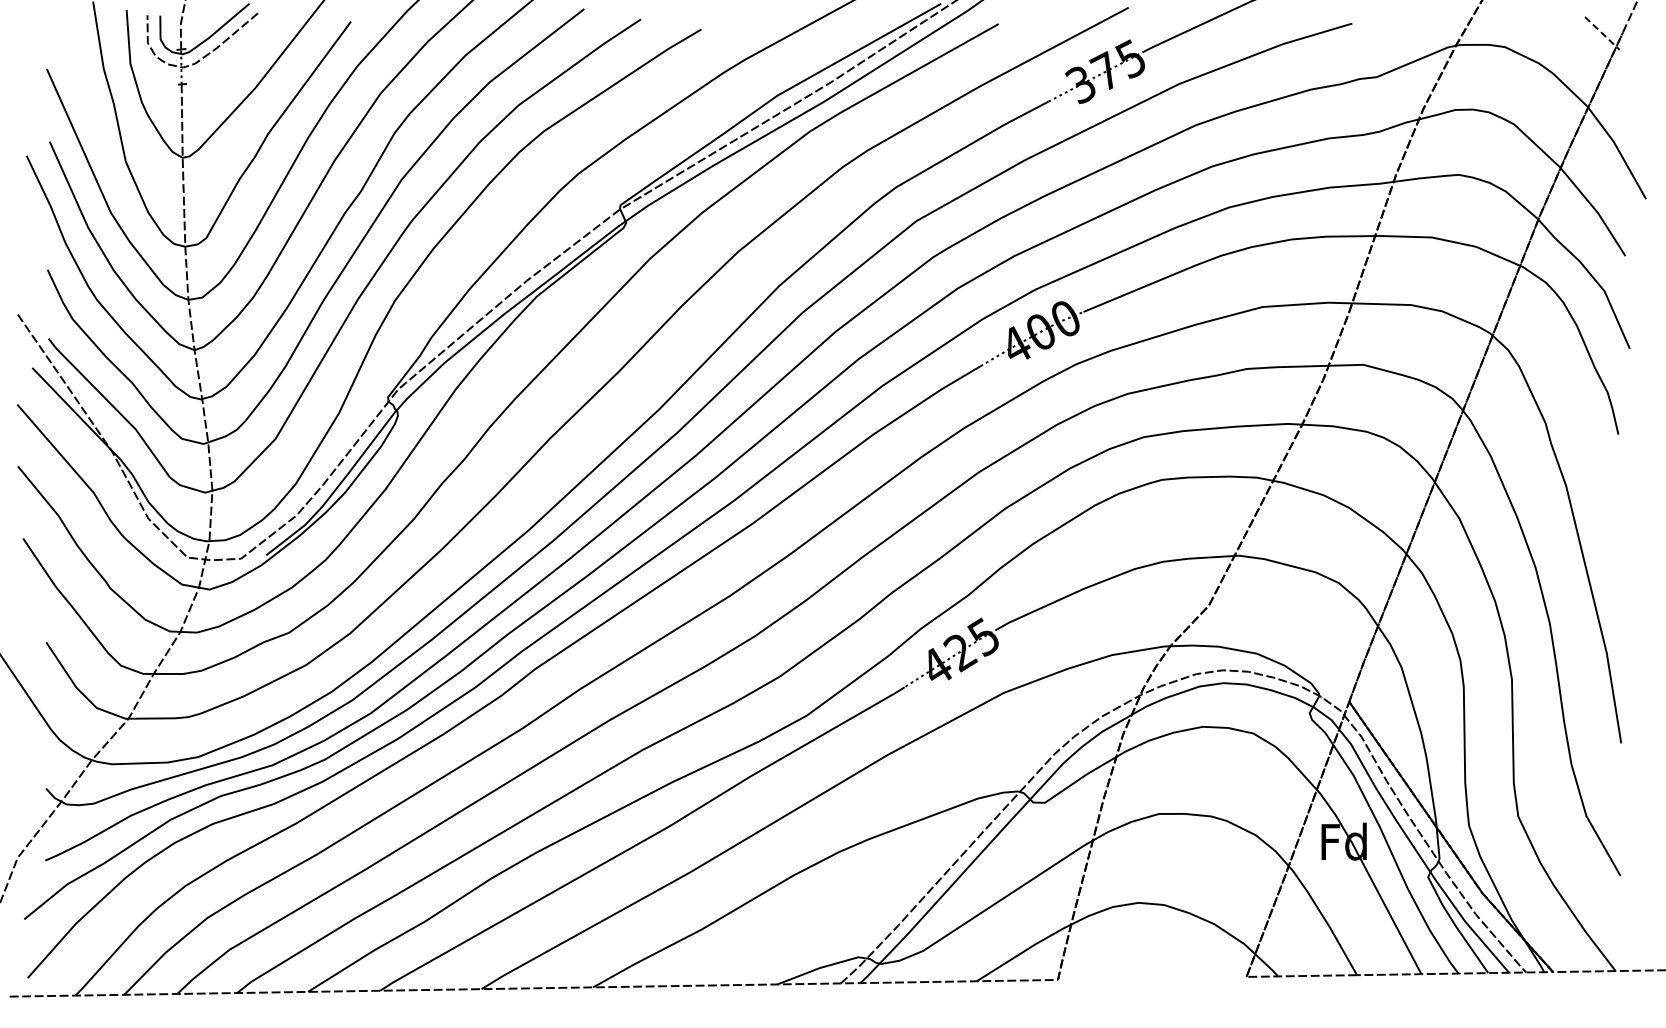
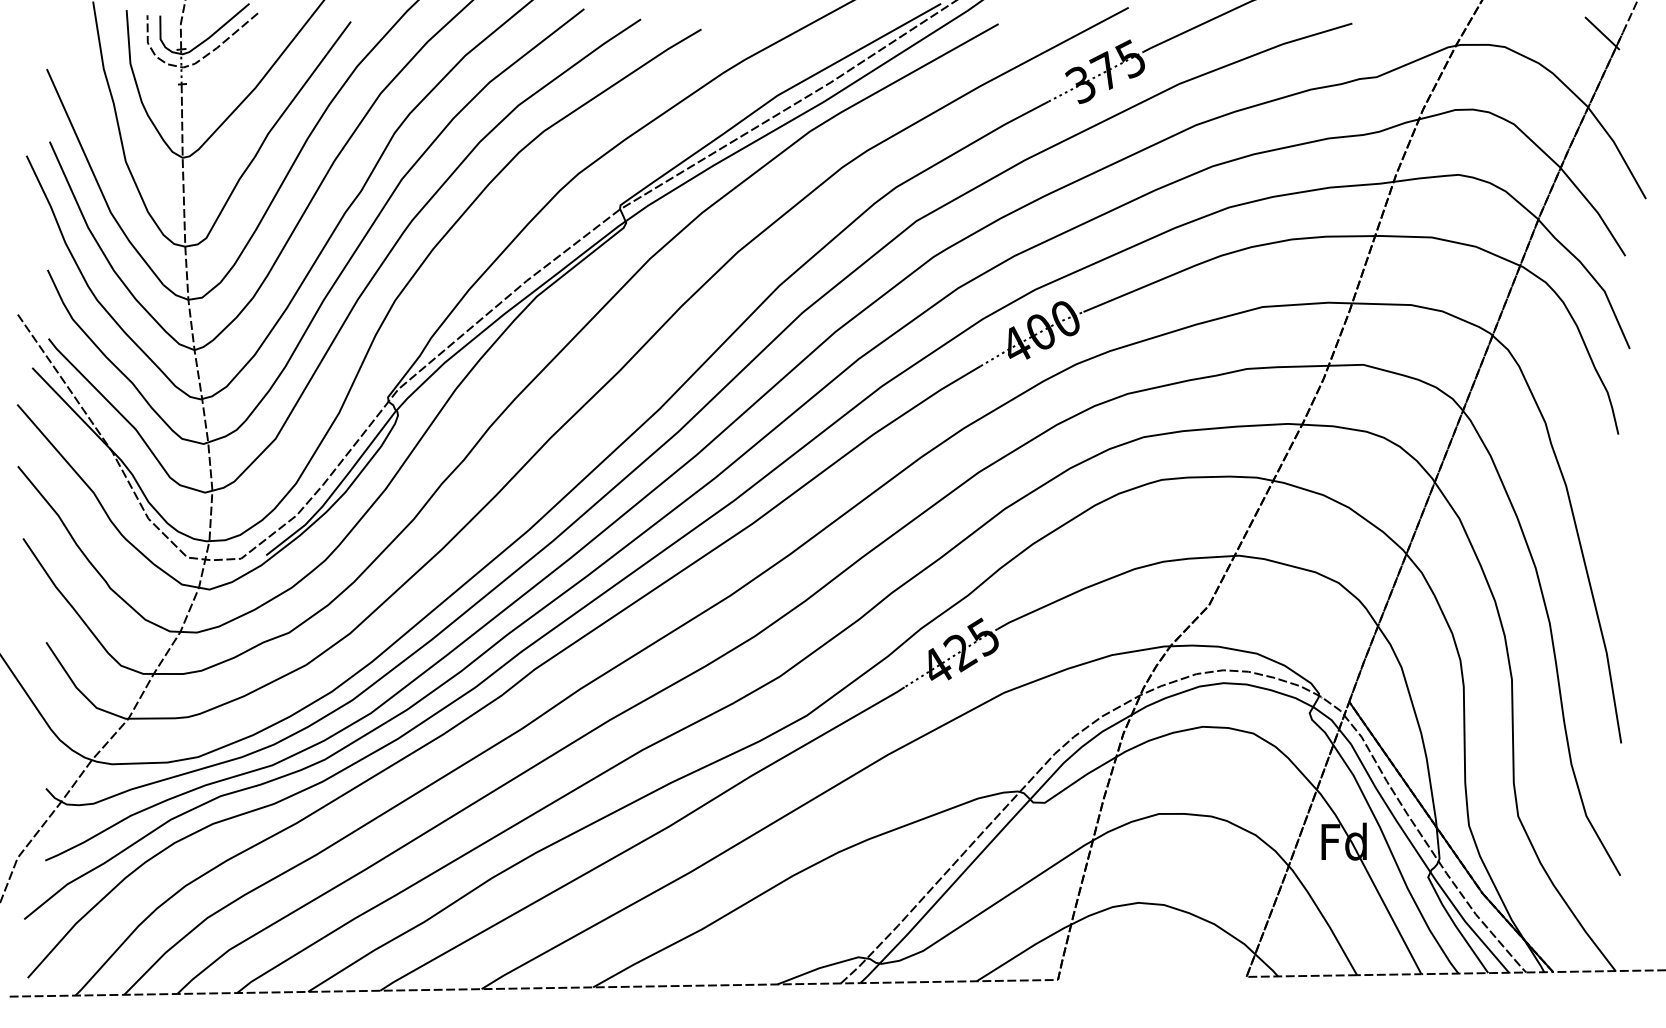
line: dashed -> solid (1602, 33)
